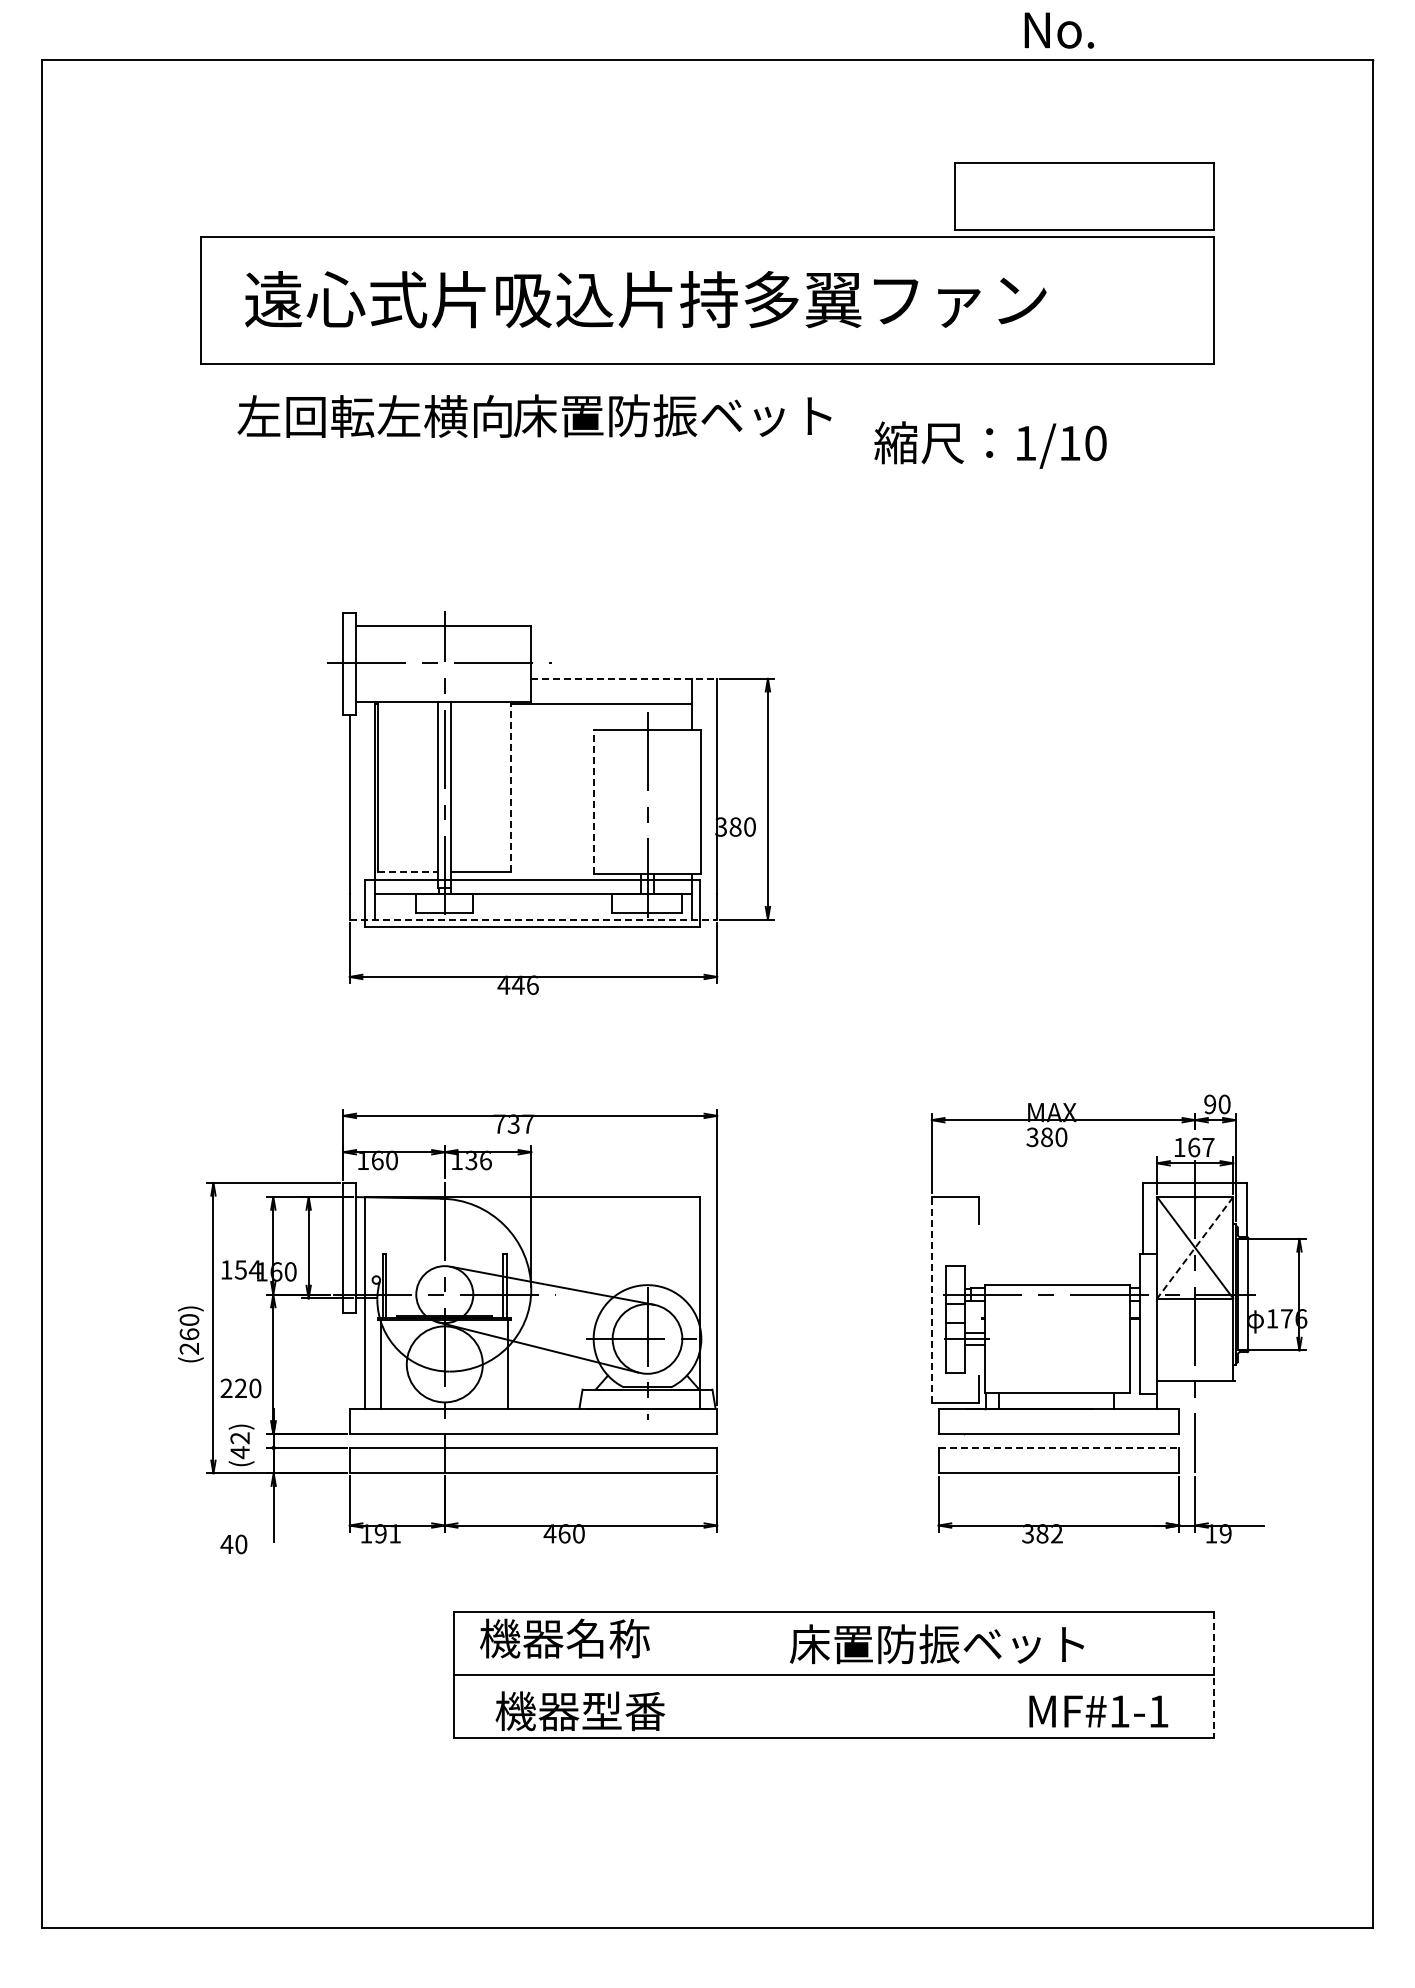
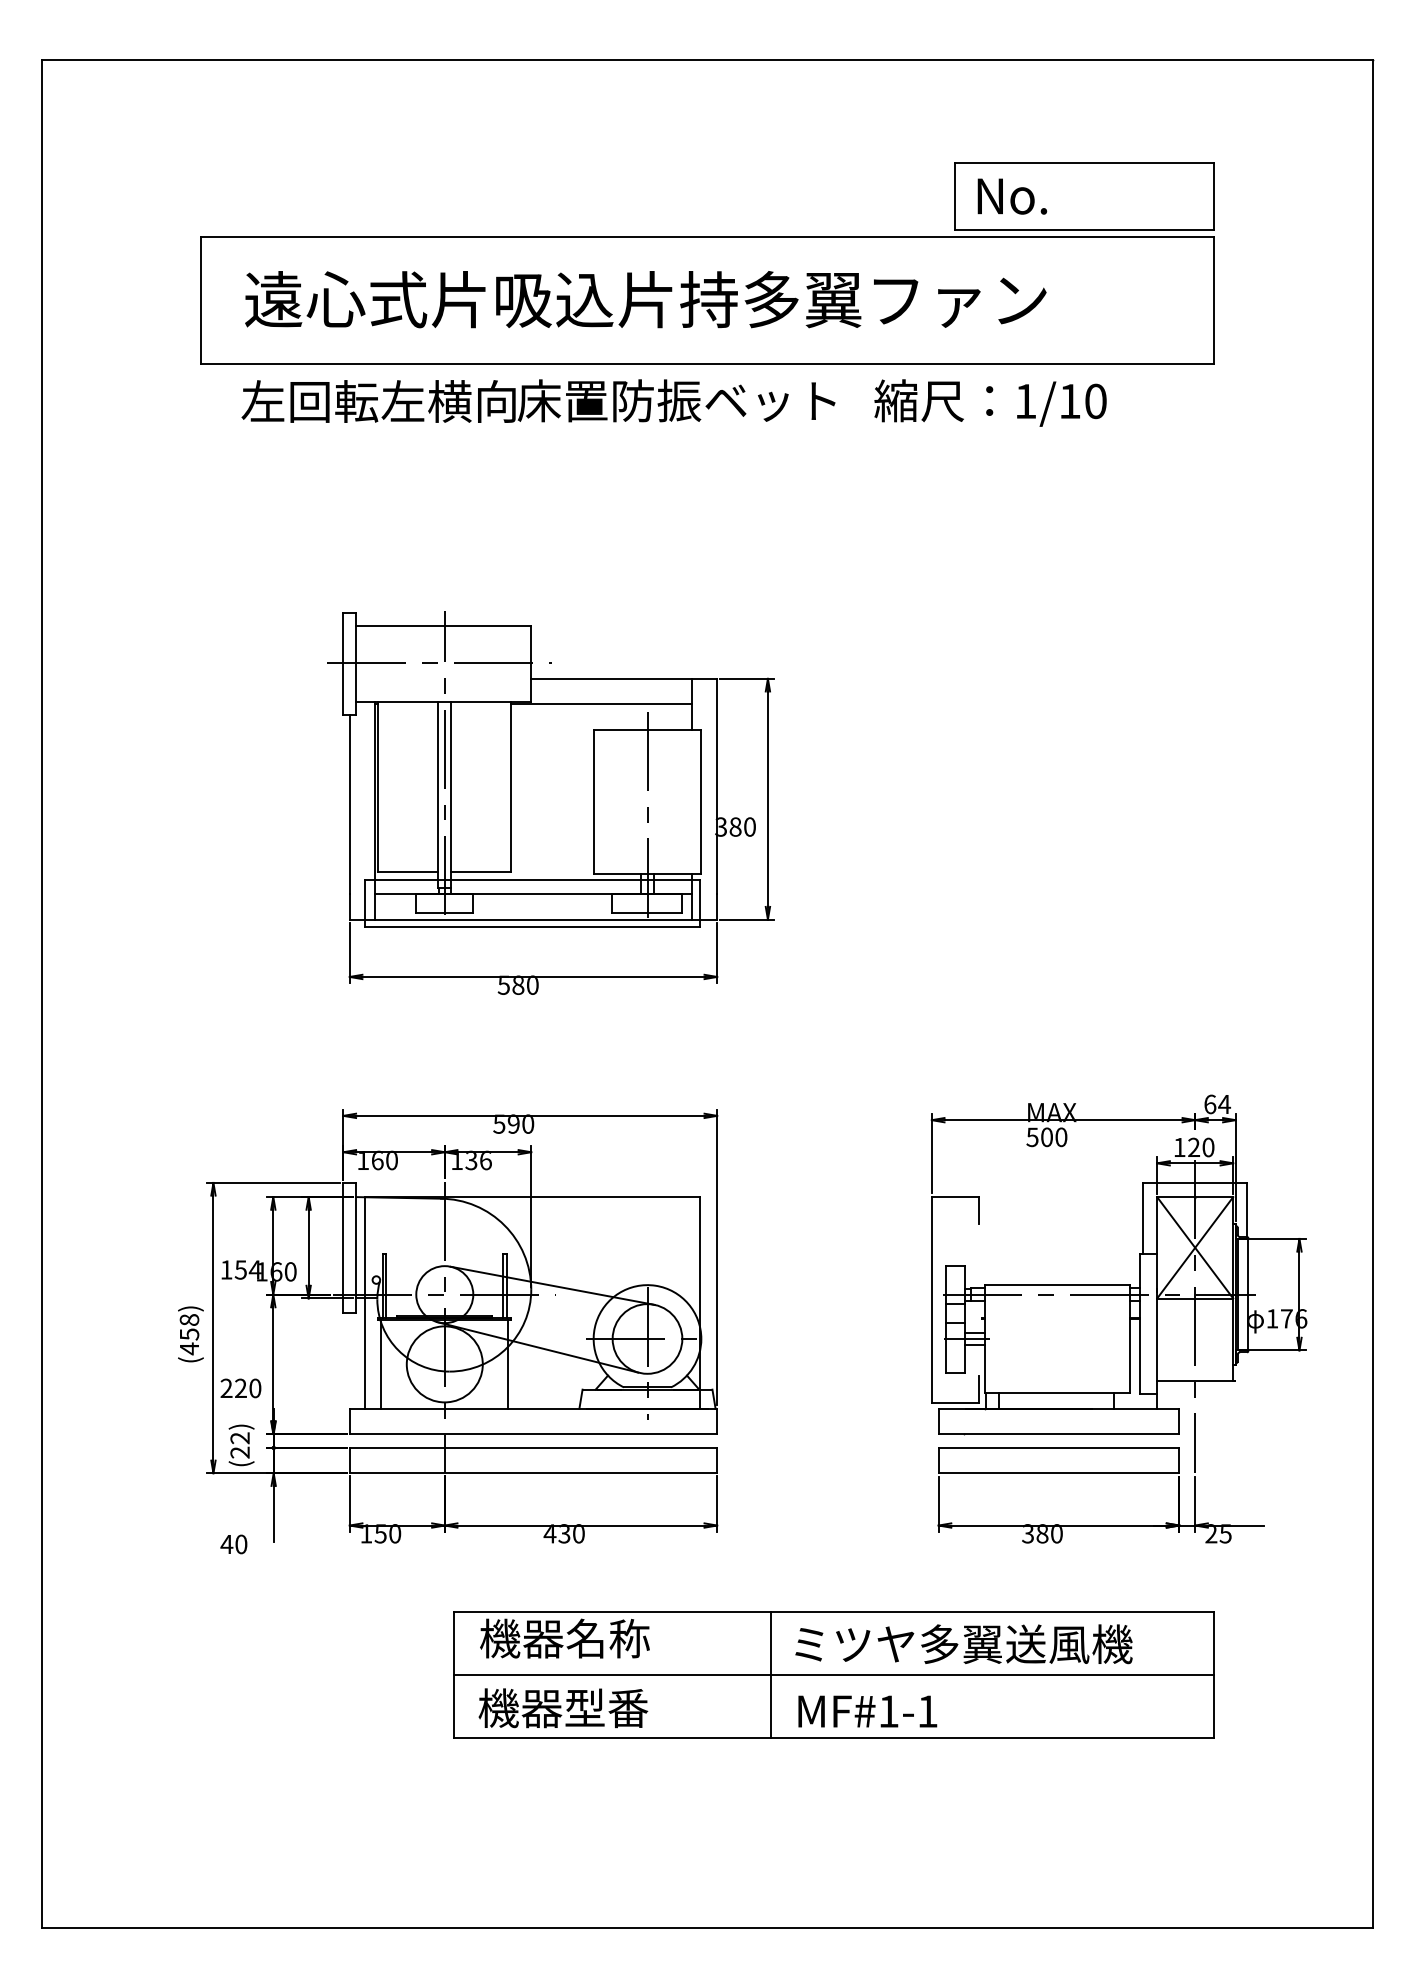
text position: (1059, 30) -> (1012, 196) (1012, 196)
text position: (534, 415) -> (538, 400) (538, 400)
text position: (990, 444) -> (990, 402) (990, 402)
line: dashed -> solid (624, 678)
line: dashed -> solid (511, 786)
line: dashed -> solid (593, 801)
line: dashed -> solid (408, 872)
line: dashed -> solid (533, 919)
text: 446 -> 580 (517, 984)
text: 90 -> 64 (1217, 1104)
text: 737 -> 590 (513, 1123)
text: 380 -> 500 (1039, 1136)
text: 167 -> 120 (1201, 1147)
line: dashed -> solid (1194, 1248)
line: dashed -> solid (931, 1299)
text: (260) -> (458) (189, 1334)
line: dashed -> solid (1059, 1448)
text: (42) -> (22) (239, 1452)
text: 191 -> 150 (387, 1533)
text: 460 -> 430 (564, 1533)
text: 382 -> 380 (1056, 1533)
text: 19 -> 25 (1218, 1533)
text: 床置防振ベット -> ミツヤ多翼送風機 (961, 1644)
line: none -> present (770, 1674)
line: dashed -> solid (1214, 1675)
text position: (580, 1711) -> (563, 1708) (563, 1708)
text position: (1098, 1711) -> (867, 1711) (867, 1711)
